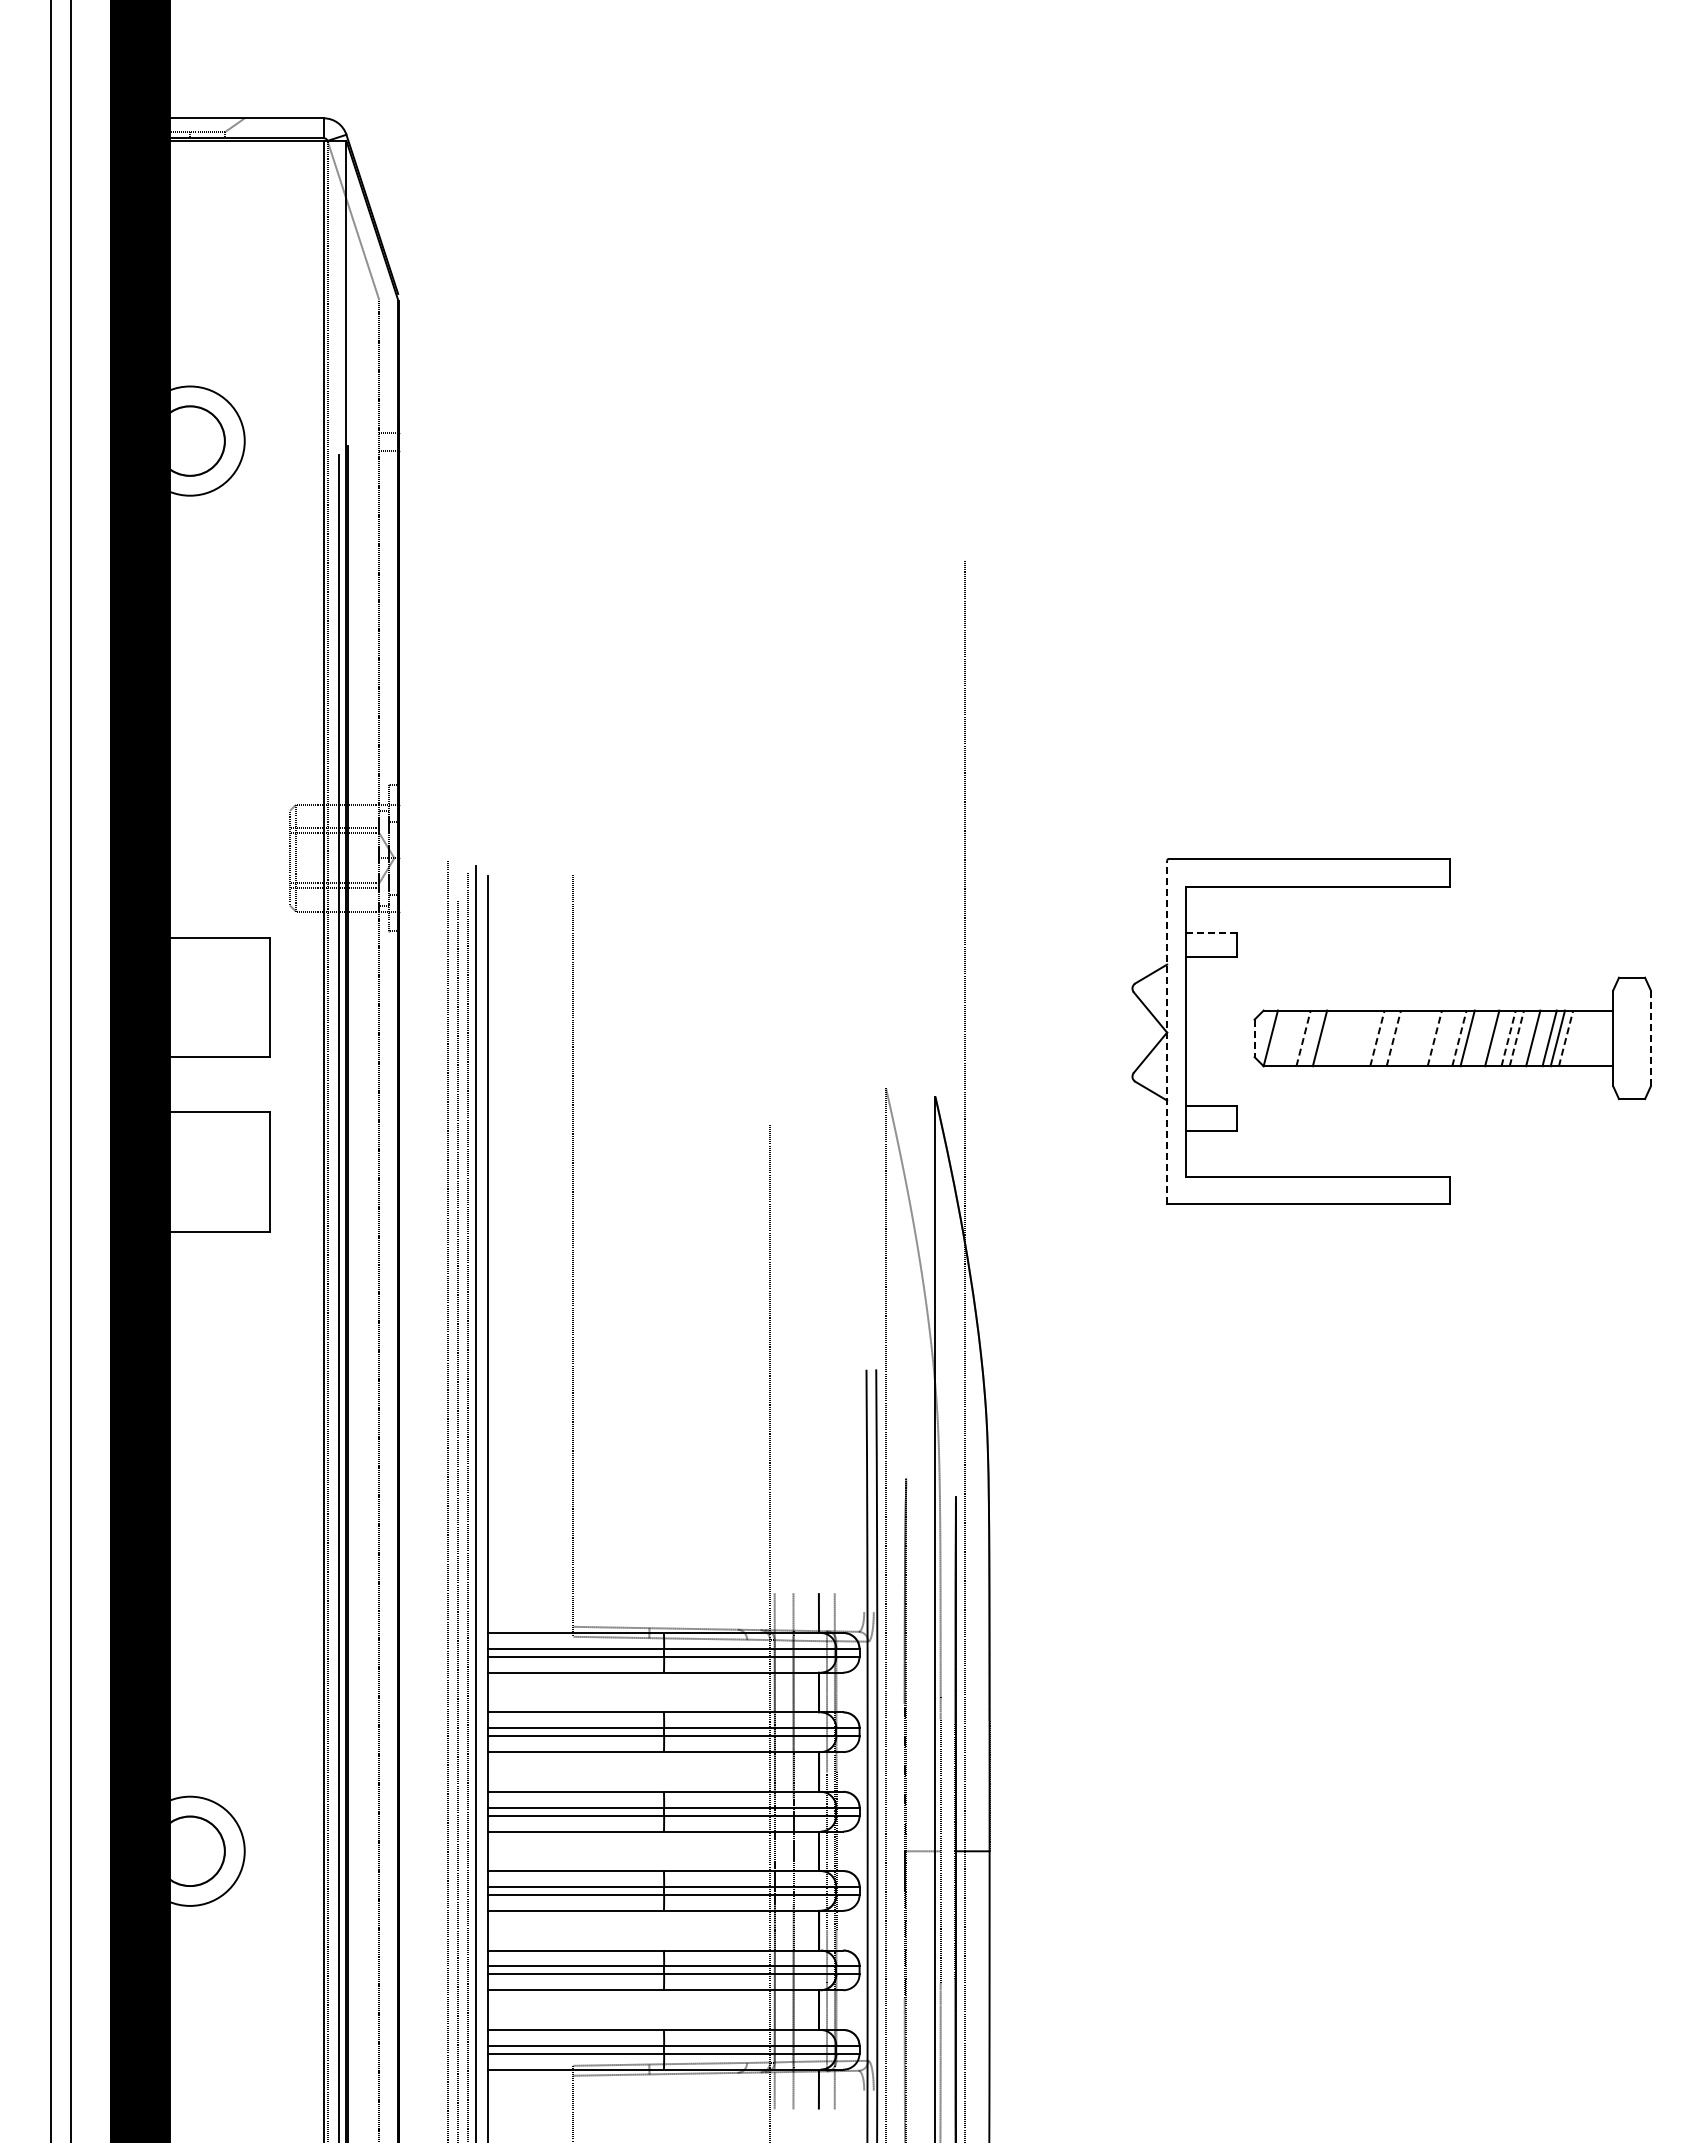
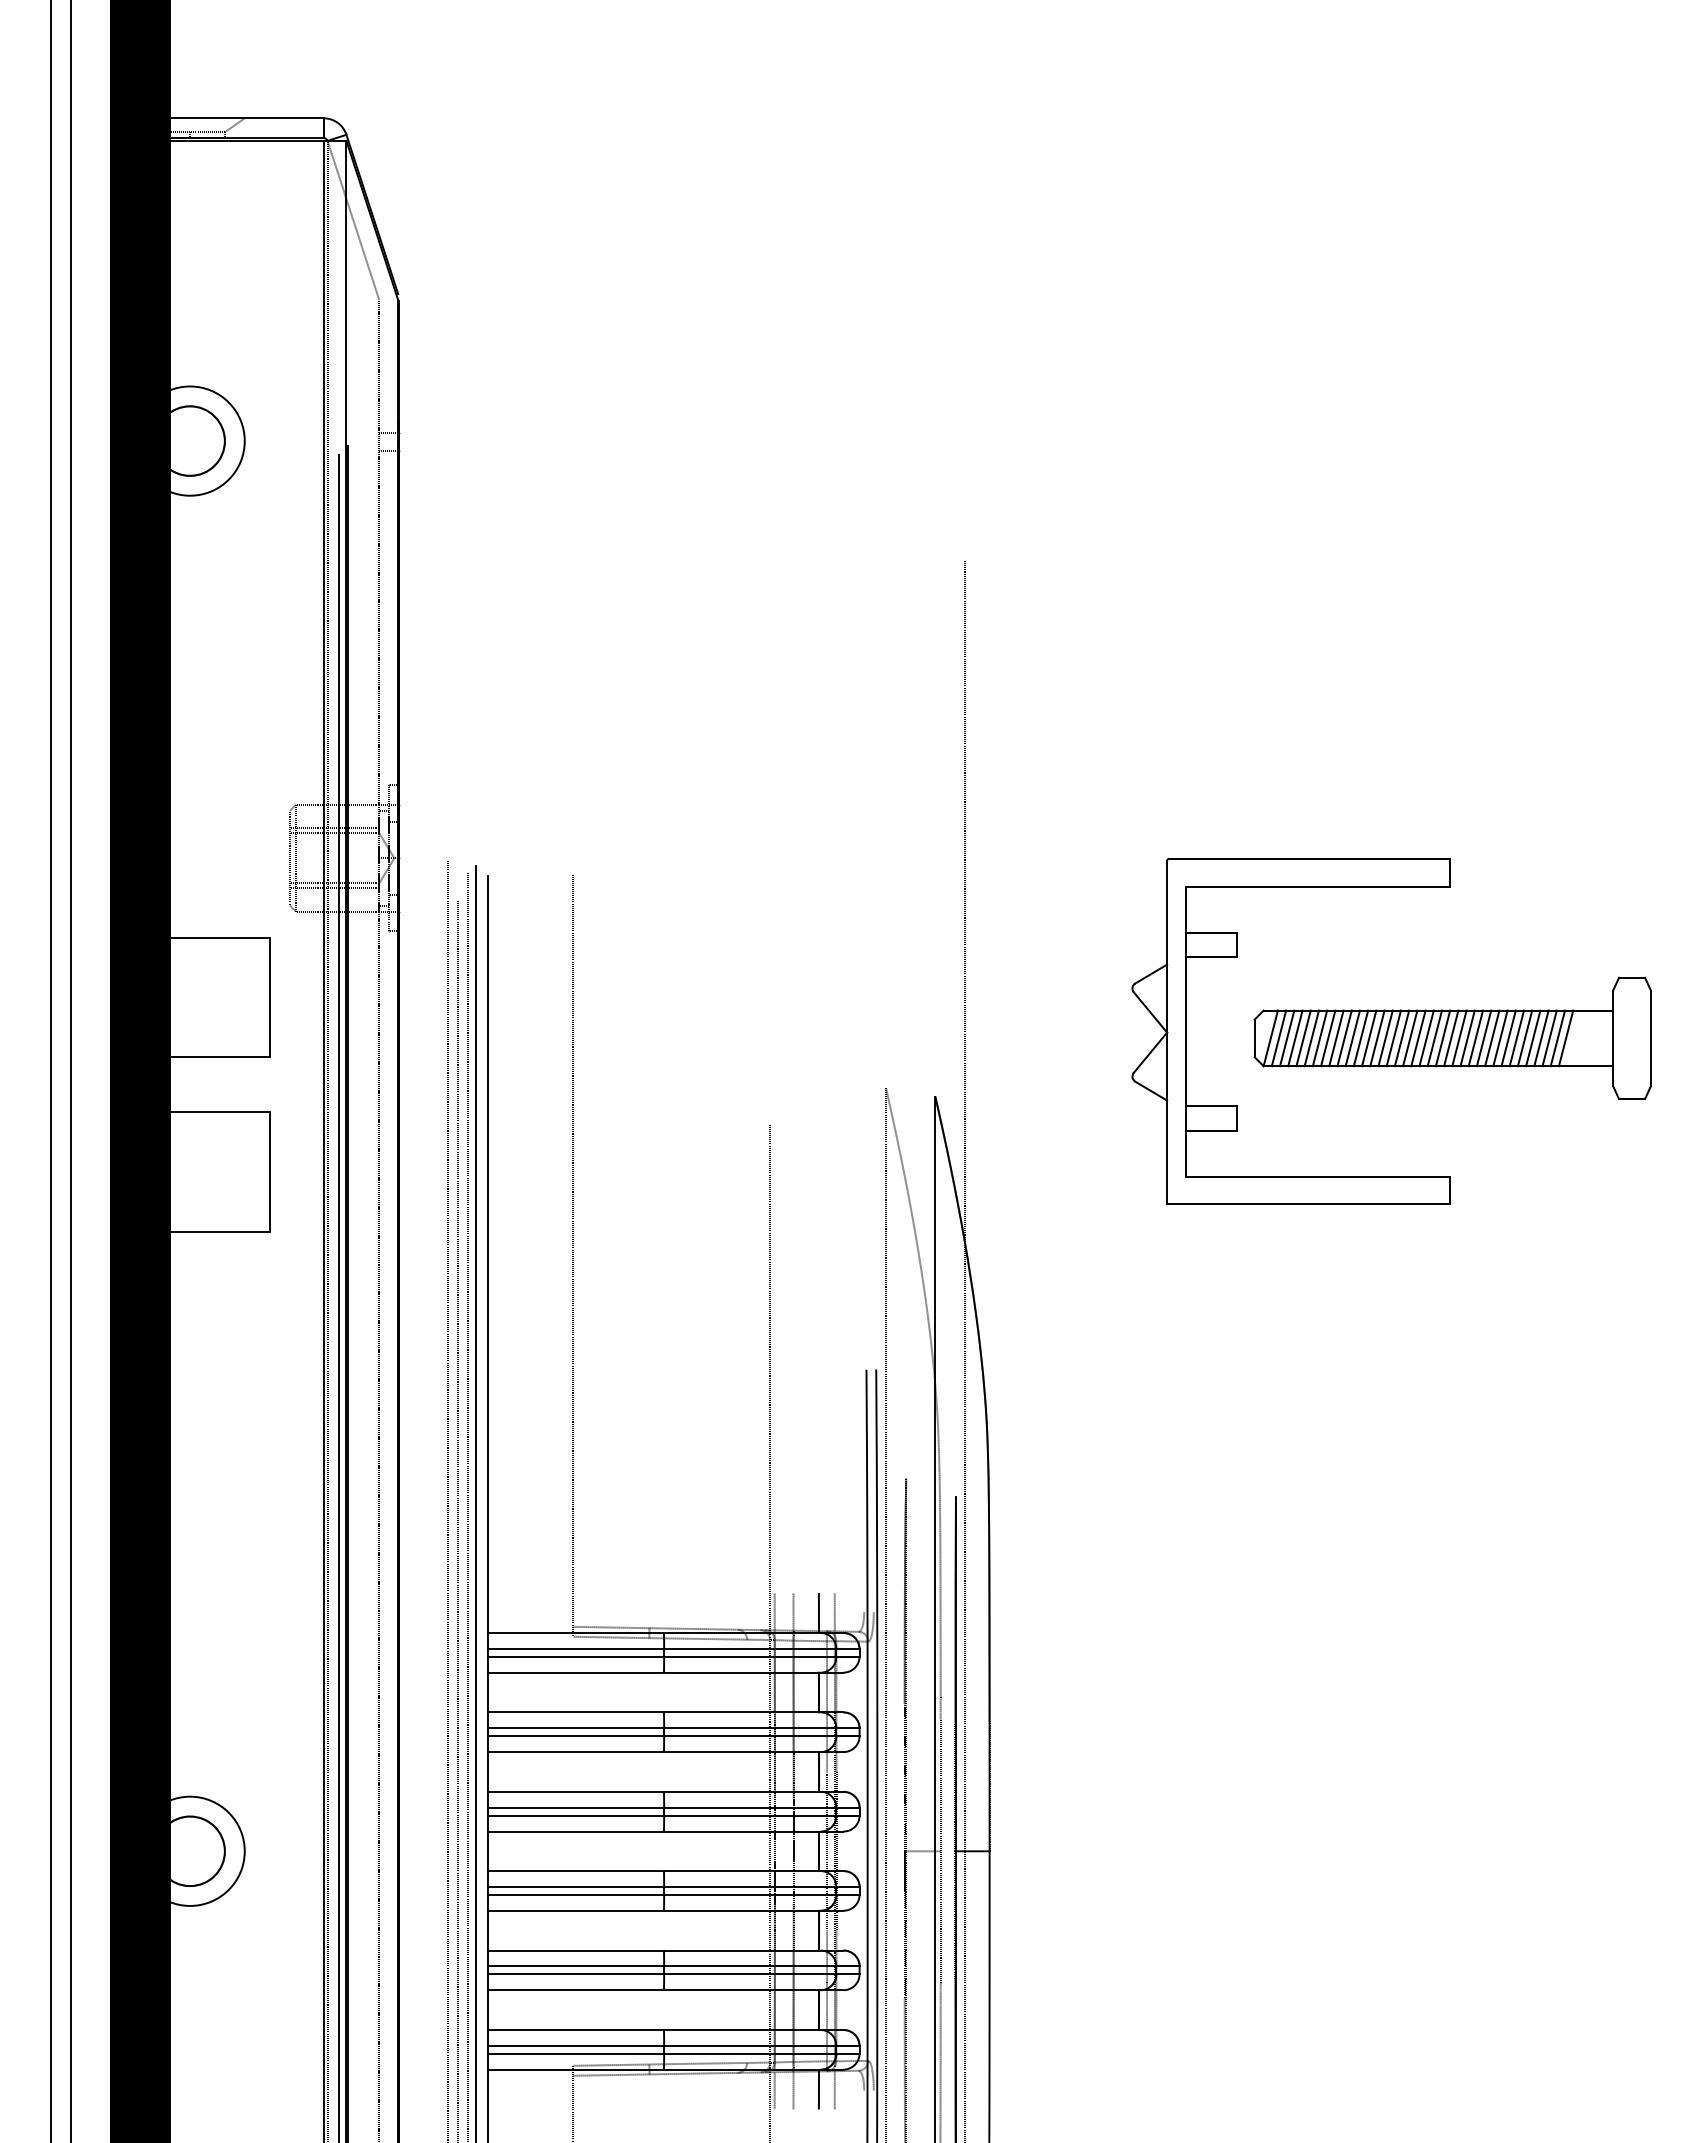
line: dashed -> solid (1211, 932)
line: dashed -> solid (1167, 1032)
line: dashed -> solid (1254, 1038)
line: none -> present (1278, 1038)
line: none -> present (1287, 1038)
line: none -> present (1295, 1038)
line: dashed -> solid (1303, 1038)
line: none -> present (1311, 1038)
line: none -> present (1328, 1038)
line: none -> present (1336, 1038)
line: none -> present (1344, 1038)
line: none -> present (1352, 1038)
line: none -> present (1360, 1038)
line: none -> present (1369, 1038)
line: dashed -> solid (1377, 1038)
line: none -> present (1385, 1038)
line: dashed -> solid (1393, 1038)
line: none -> present (1401, 1038)
line: none -> present (1410, 1038)
line: none -> present (1418, 1038)
line: none -> present (1426, 1038)
line: dashed -> solid (1434, 1038)
line: none -> present (1442, 1038)
line: none -> present (1451, 1038)
line: dashed -> solid (1459, 1038)
line: none -> present (1475, 1038)
line: none -> present (1483, 1038)
line: none -> present (1500, 1038)
line: dashed -> solid (1508, 1038)
line: dashed -> solid (1516, 1038)
line: none -> present (1524, 1038)
line: none -> present (1541, 1038)
line: dashed -> solid (1566, 1038)
line: dashed -> solid (1650, 1038)
